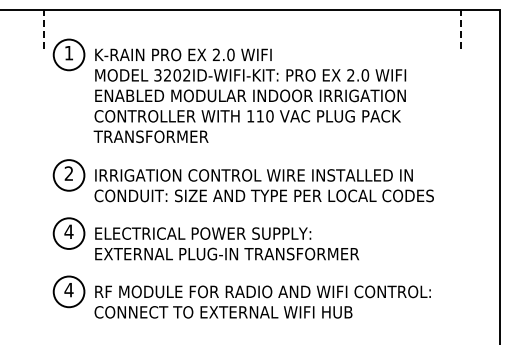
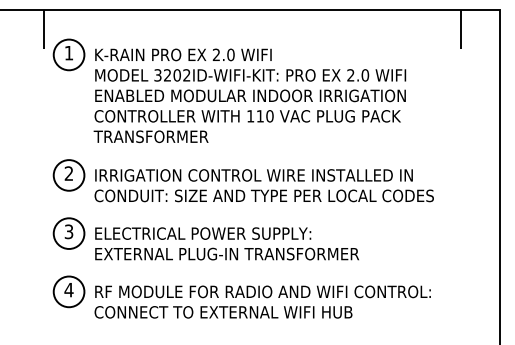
line: dashed -> solid (43, 29)
line: dashed -> solid (461, 29)
text: 4 -> 3 (68, 231)
